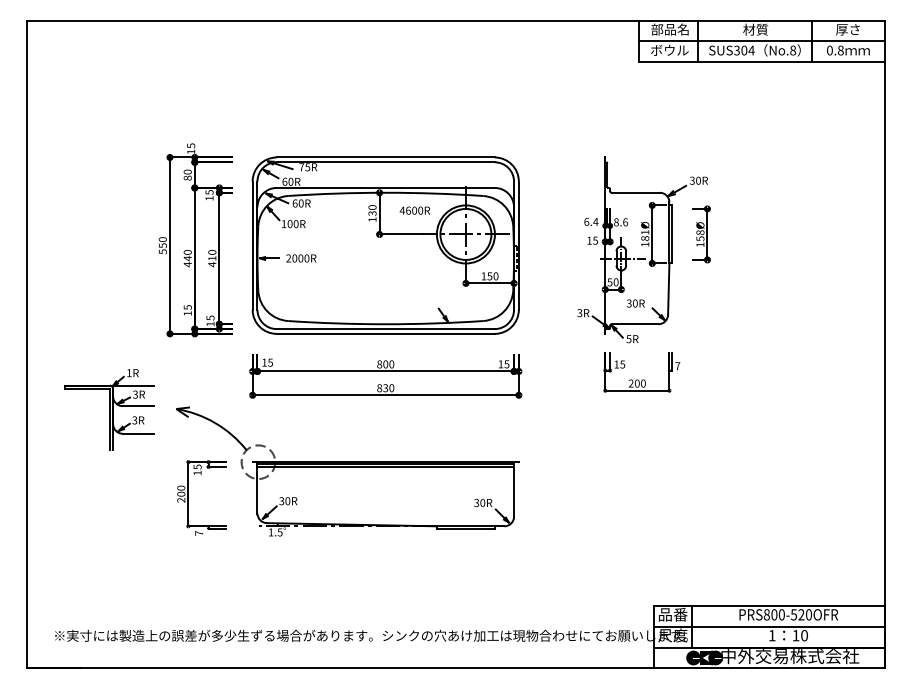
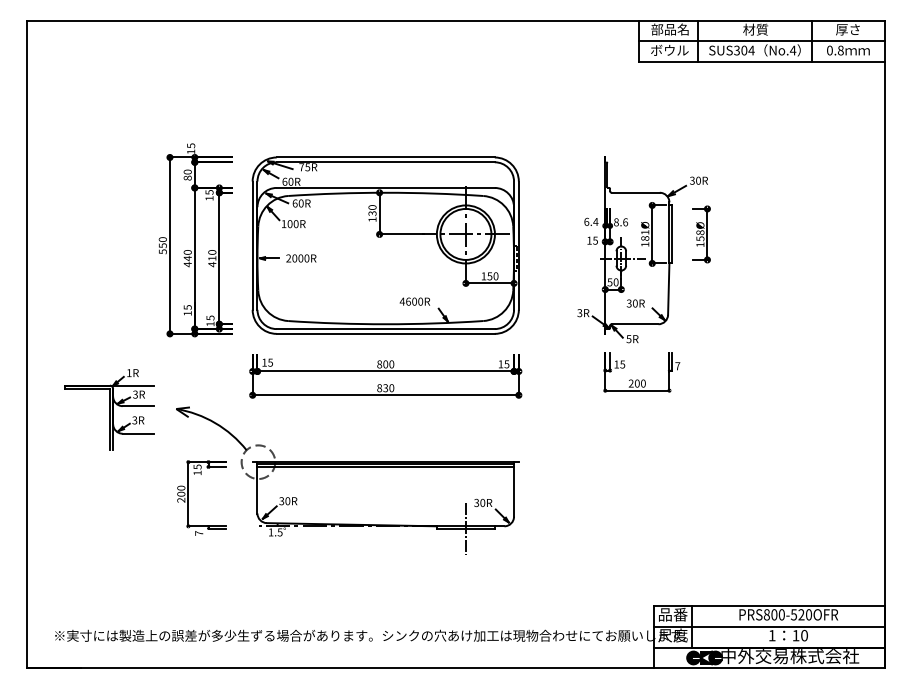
text: No.8 -> No.4 (792, 50)
text position: (414, 210) -> (414, 301) (414, 301)
line: none -> present (465, 529)
